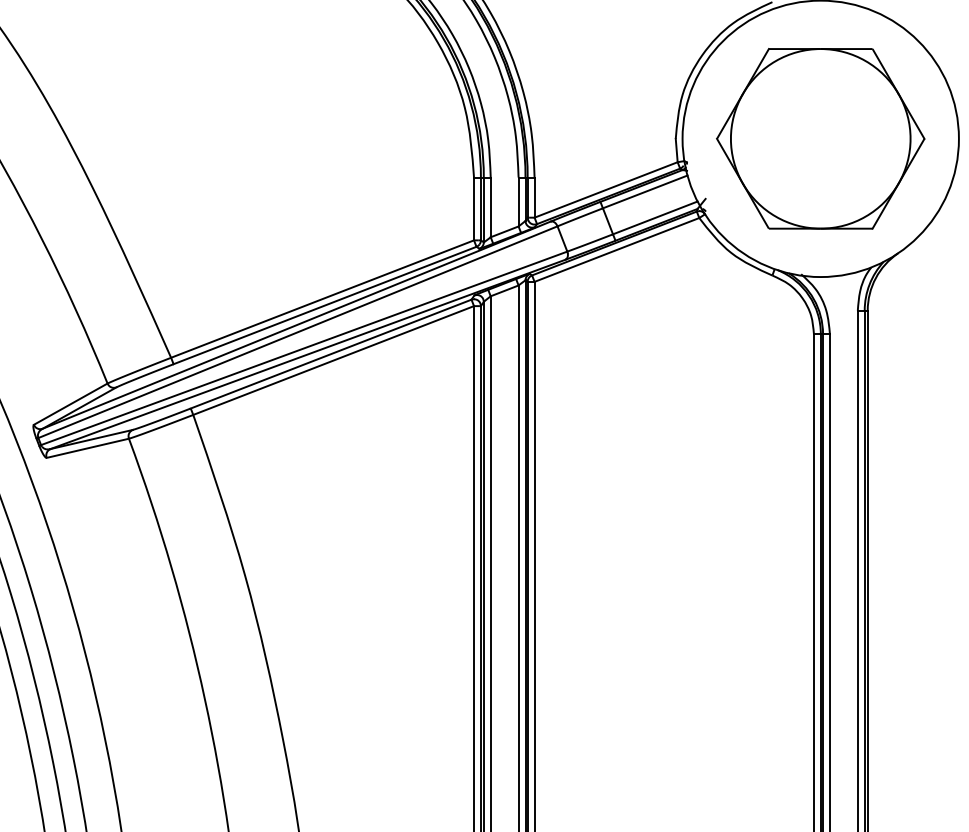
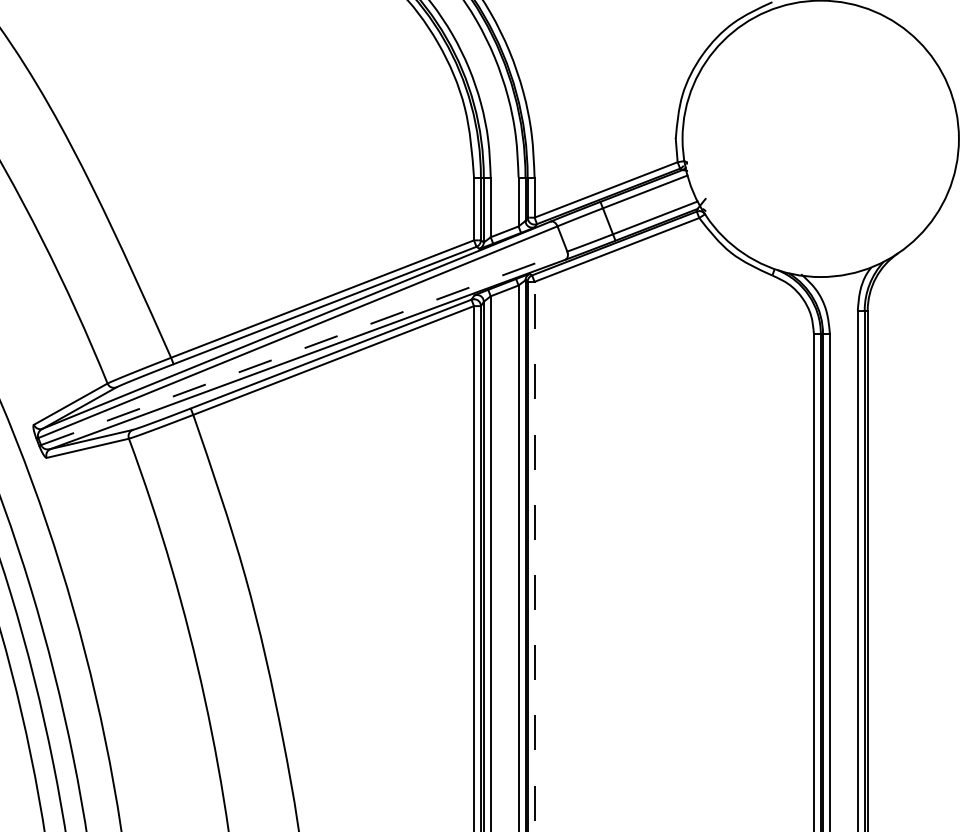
part: present -> none (820, 138)
line: solid -> dashed (304, 348)
line: solid -> dashed (534, 556)
